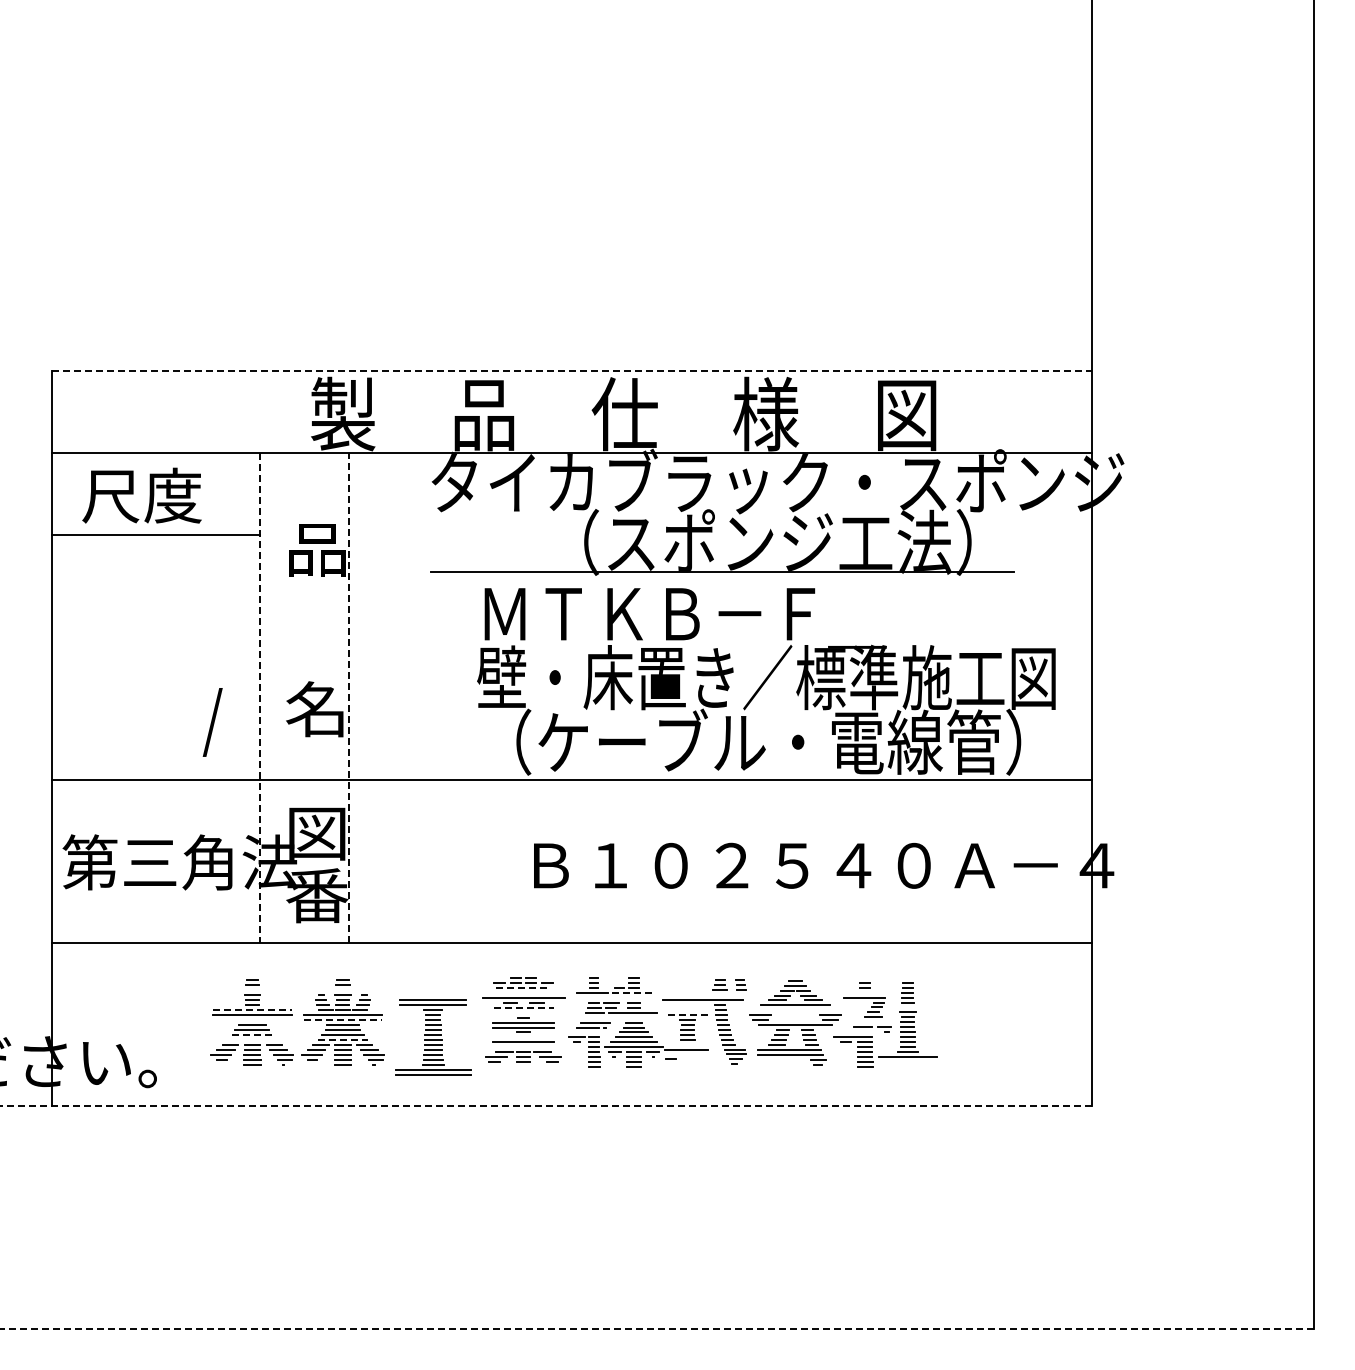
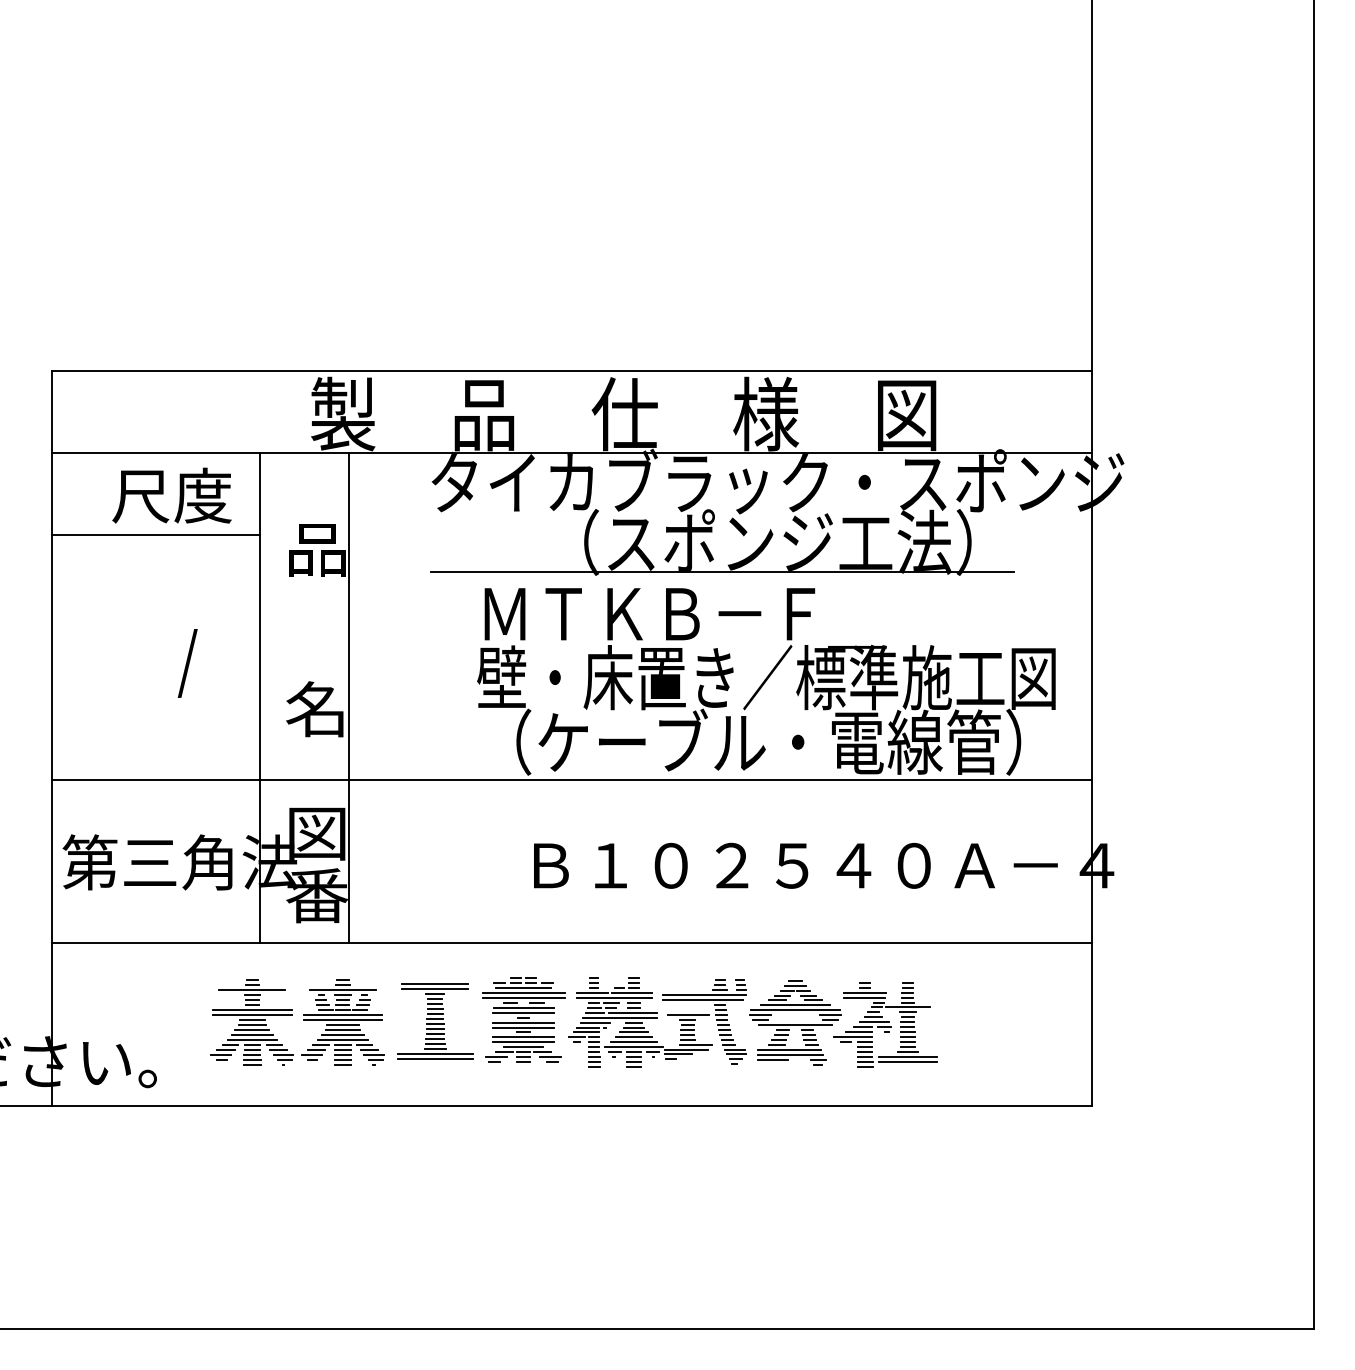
line: dashed -> solid (572, 371)
text position: (141, 495) -> (171, 495) (171, 495)
line: dashed -> solid (260, 697)
line: dashed -> solid (349, 697)
text position: (212, 722) -> (187, 663) (187, 663)
line: dashed -> solid (524, 987)
line: none -> present (252, 990)
line: none -> present (342, 990)
line: none -> present (523, 992)
line: dashed -> solid (632, 992)
line: none -> present (865, 992)
line: none -> present (704, 995)
line: none -> present (614, 997)
line: dashed -> solid (524, 1007)
line: none -> present (907, 1007)
line: dashed -> solid (252, 1010)
line: none -> present (795, 1010)
line: none -> present (523, 1012)
line: dashed -> solid (689, 1014)
line: none -> present (619, 1017)
line: none -> present (252, 1020)
line: dashed -> solid (343, 1020)
line: none -> present (873, 1022)
line: none -> present (586, 1032)
line: none -> present (858, 1032)
line: dashed -> solid (252, 1034)
part position: (433, 1037) -> (435, 1021) (435, 1021)
line: none -> present (523, 1037)
line: none -> present (252, 1039)
line: dashed -> solid (342, 1039)
line: none -> present (695, 1044)
line: none -> present (523, 1047)
line: none -> present (678, 1054)
line: none -> present (773, 1059)
line: none -> present (907, 1061)
line: dashed -> solid (545, 1106)
line: dashed -> solid (657, 1328)
